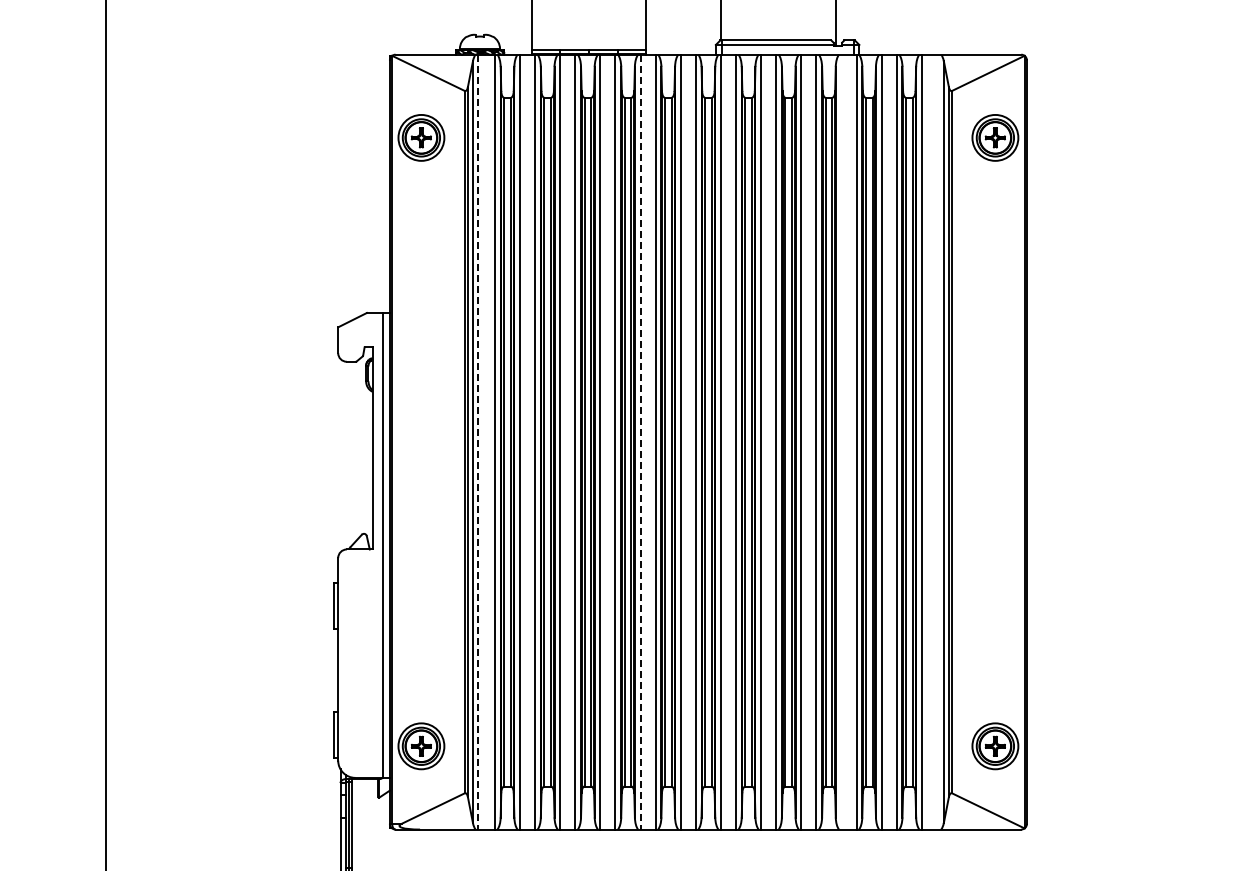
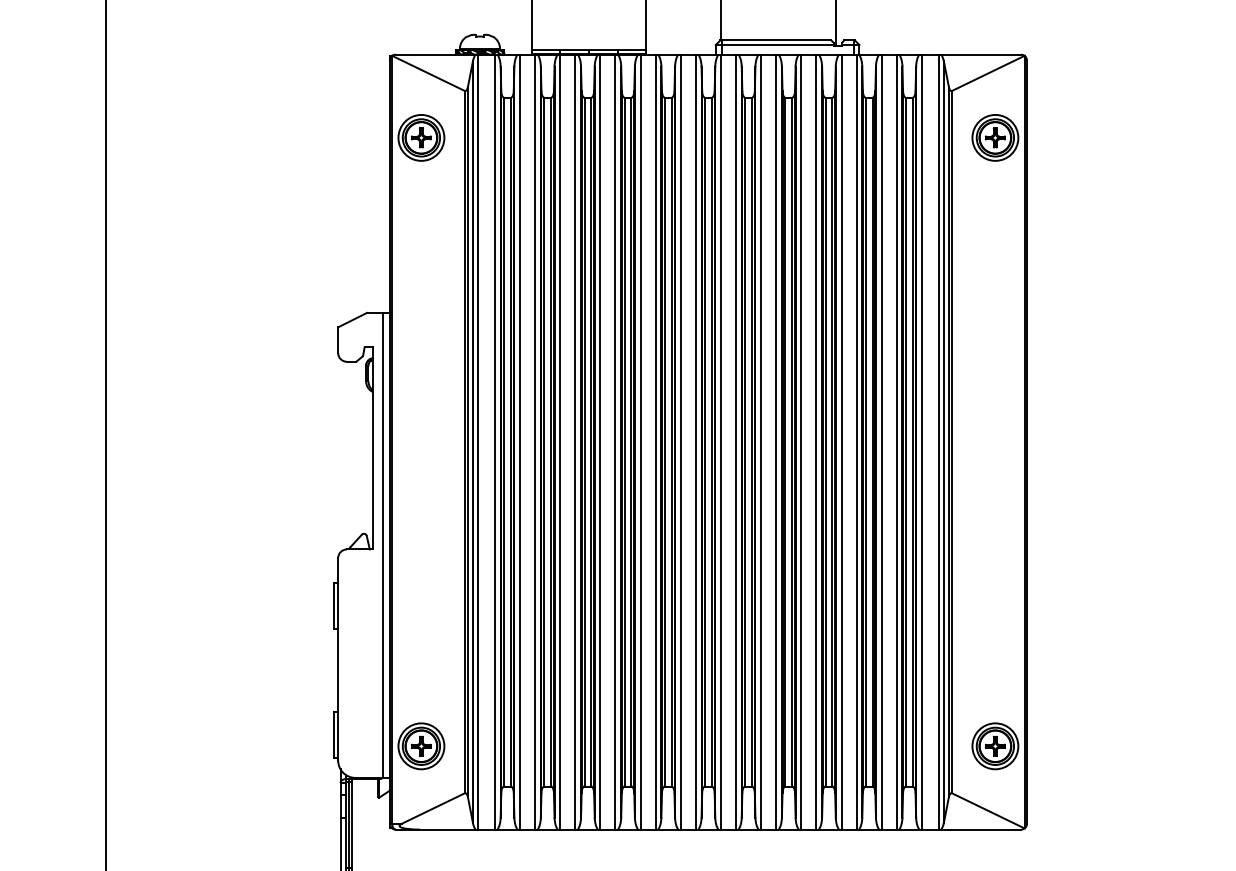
line: none -> present (841, 441)
line: none -> present (938, 441)
line: dashed -> solid (478, 442)
line: dashed -> solid (640, 442)
